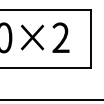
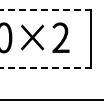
line: solid -> dashed (45, 9)
line: solid -> dashed (45, 68)
